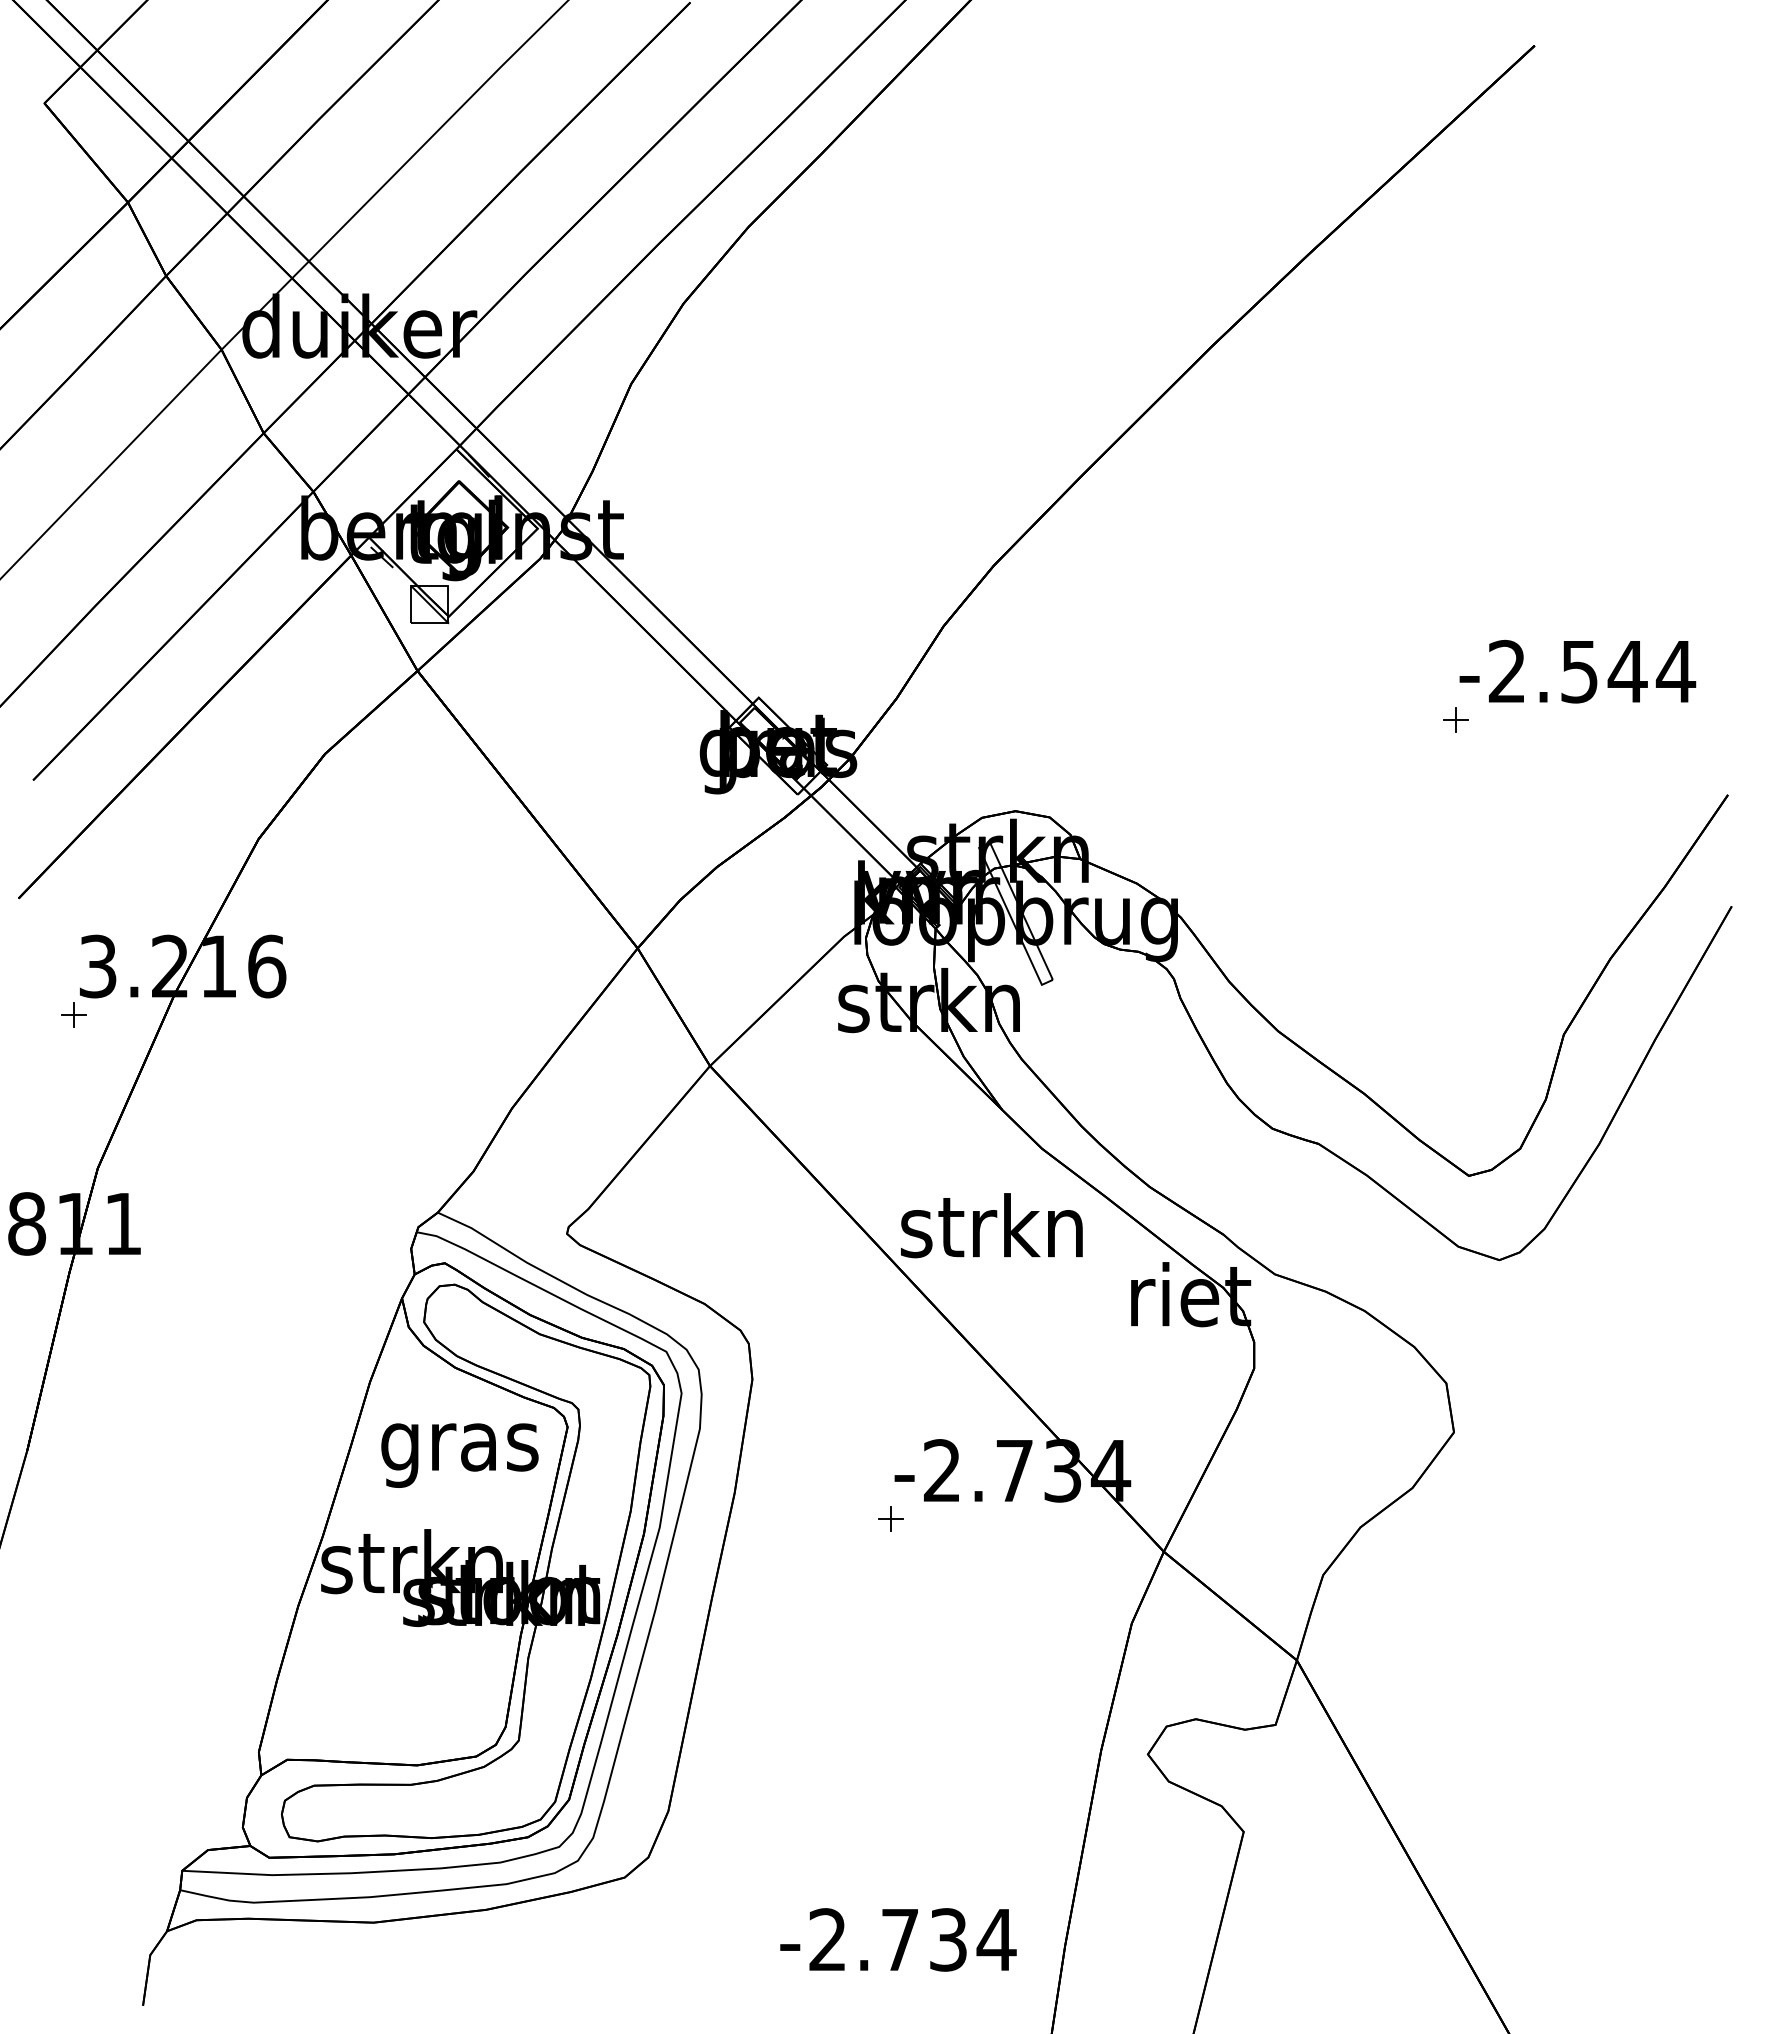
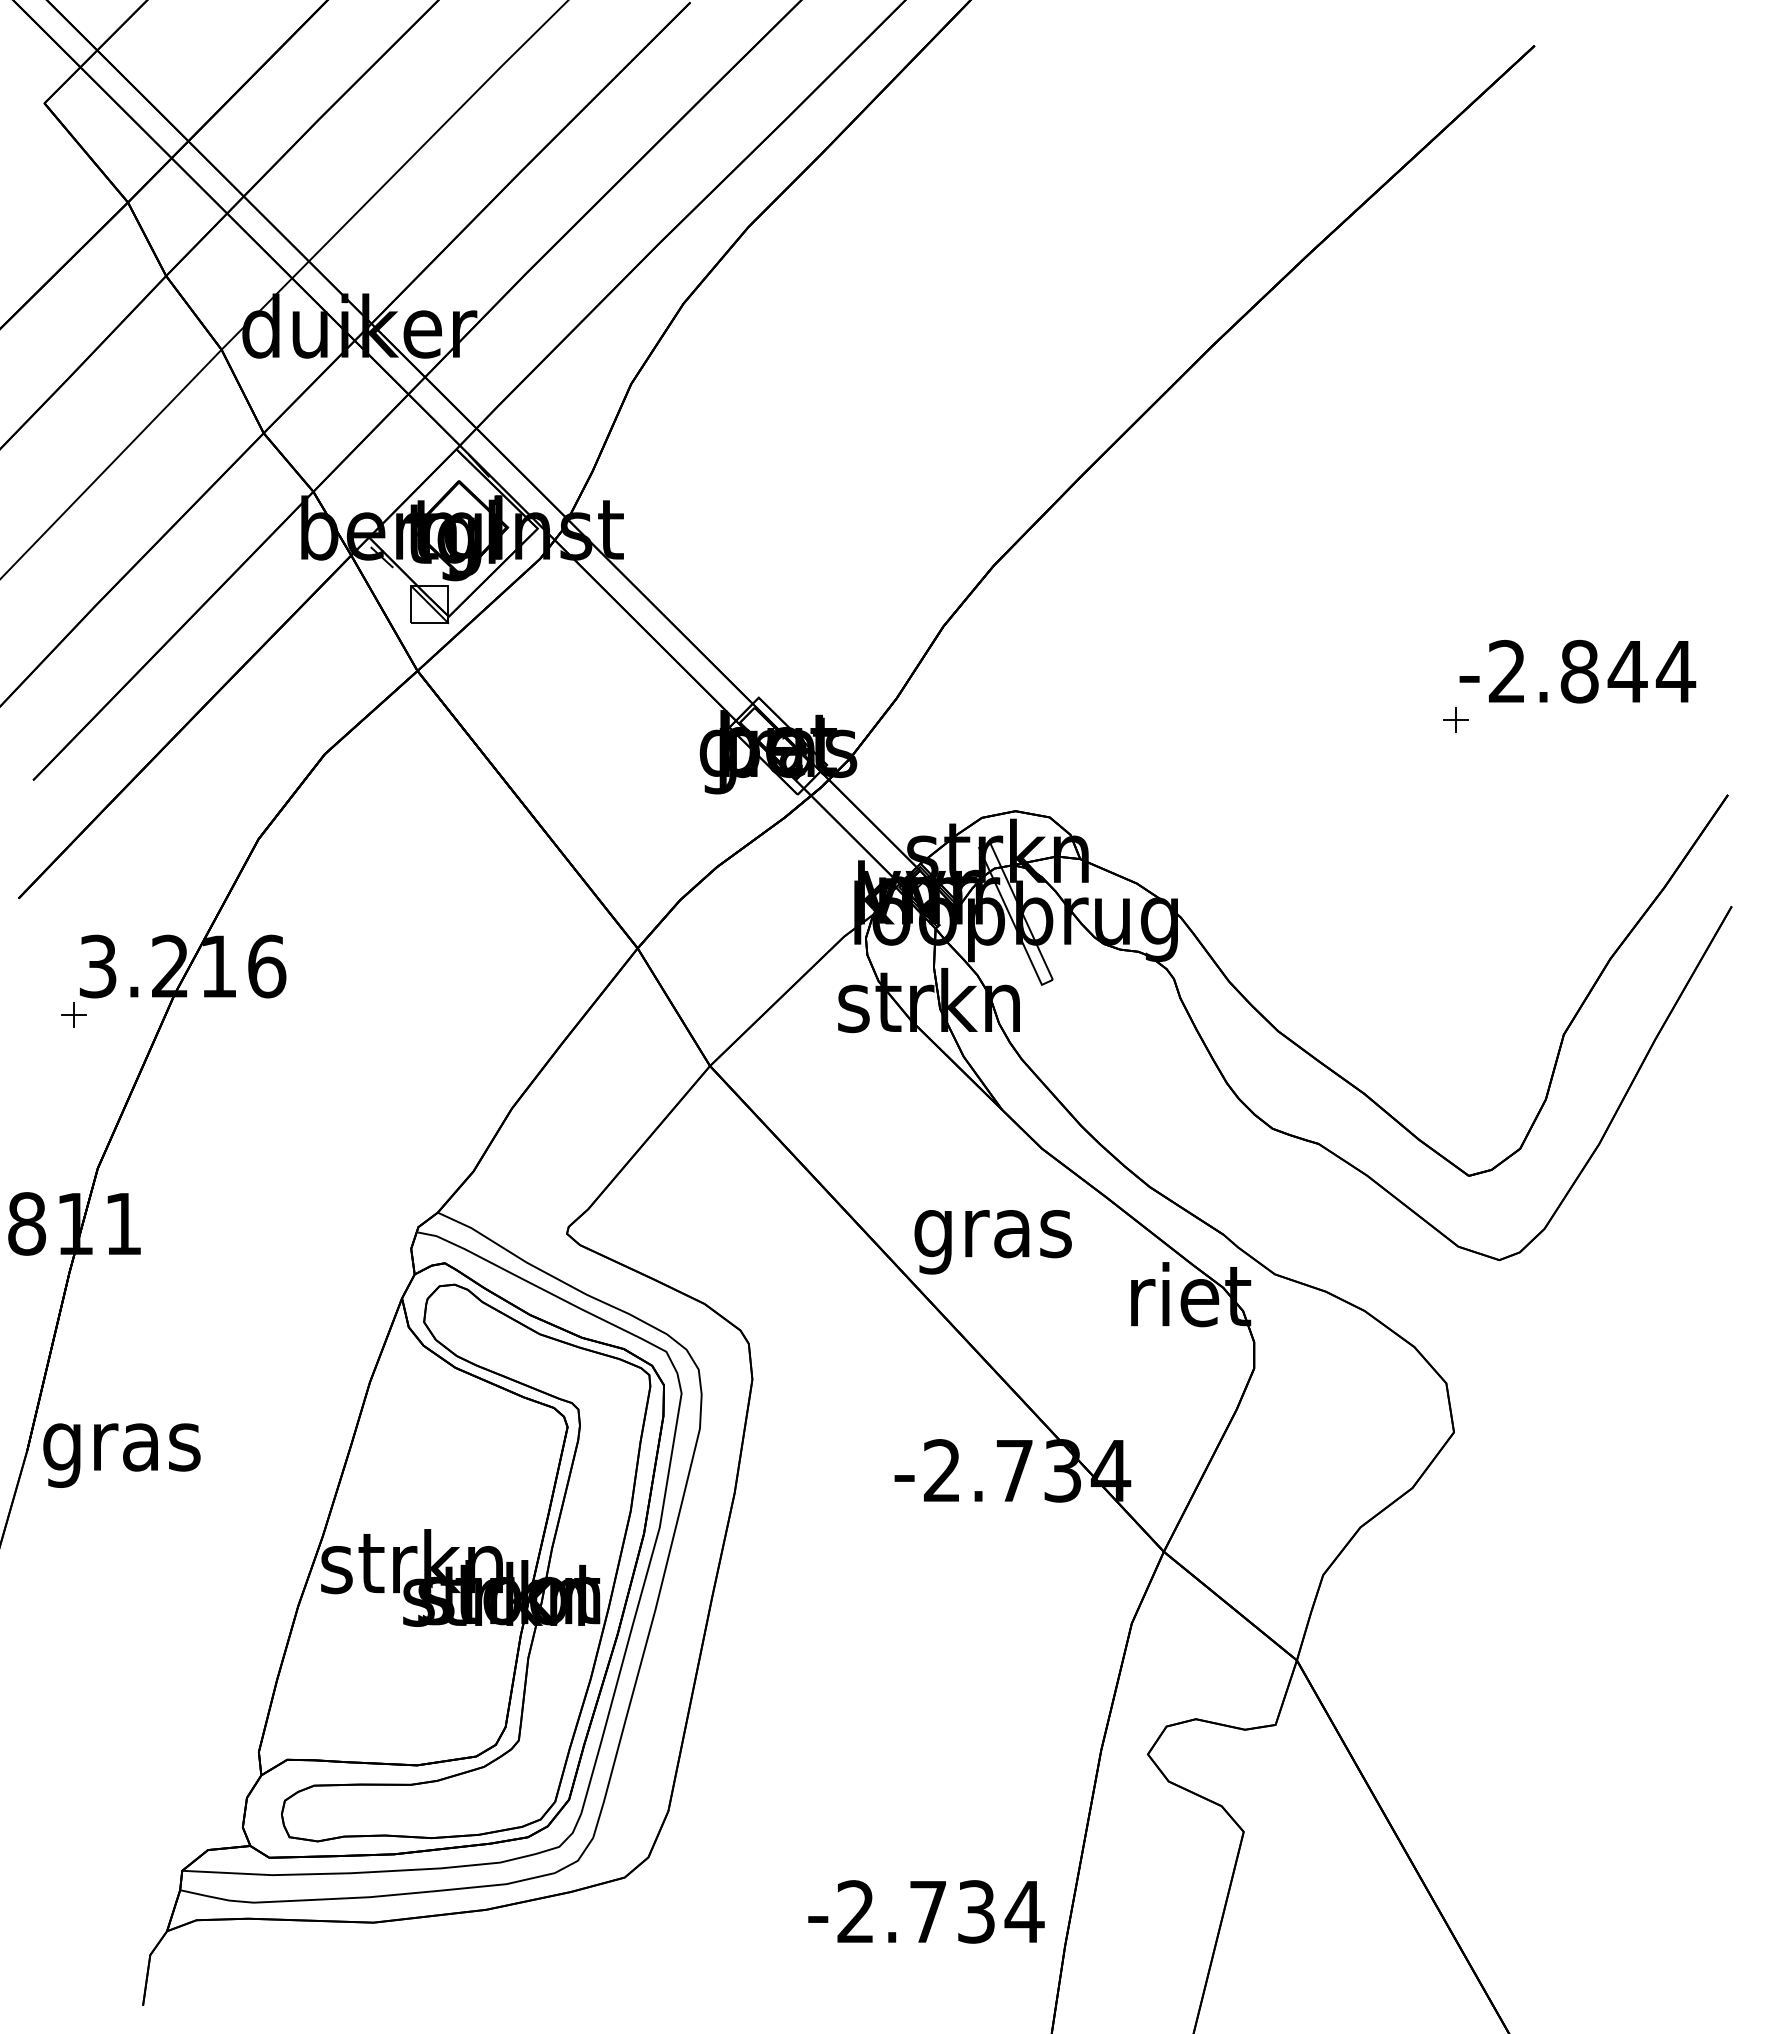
text: -2.544 -> -2.844 (1579, 671)
text: strkn -> gras (991, 1233)
text position: (459, 1455) -> (121, 1455) (121, 1455)
part: present -> none (890, 1518)
text position: (898, 1939) -> (926, 1911) (926, 1911)
